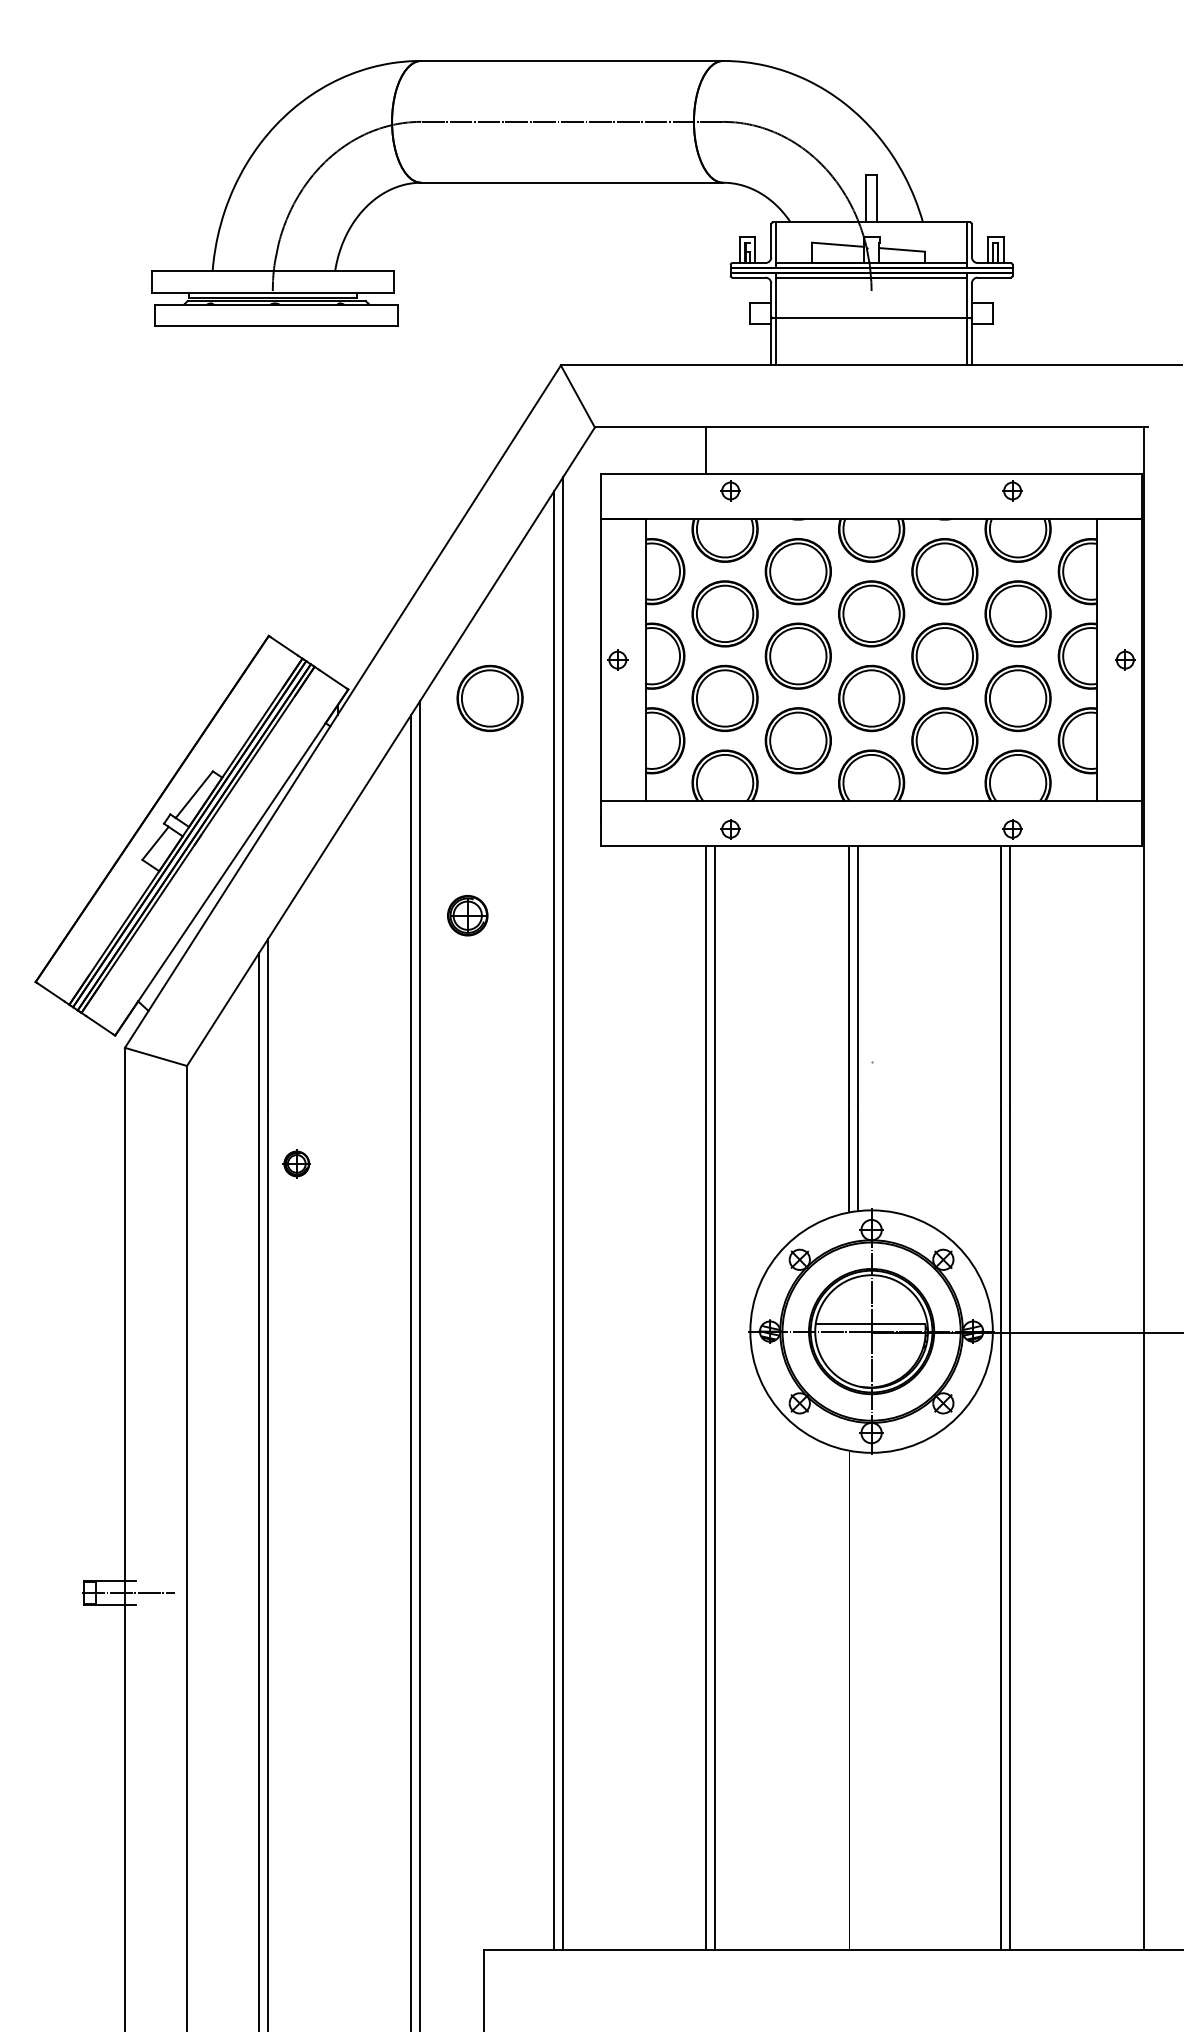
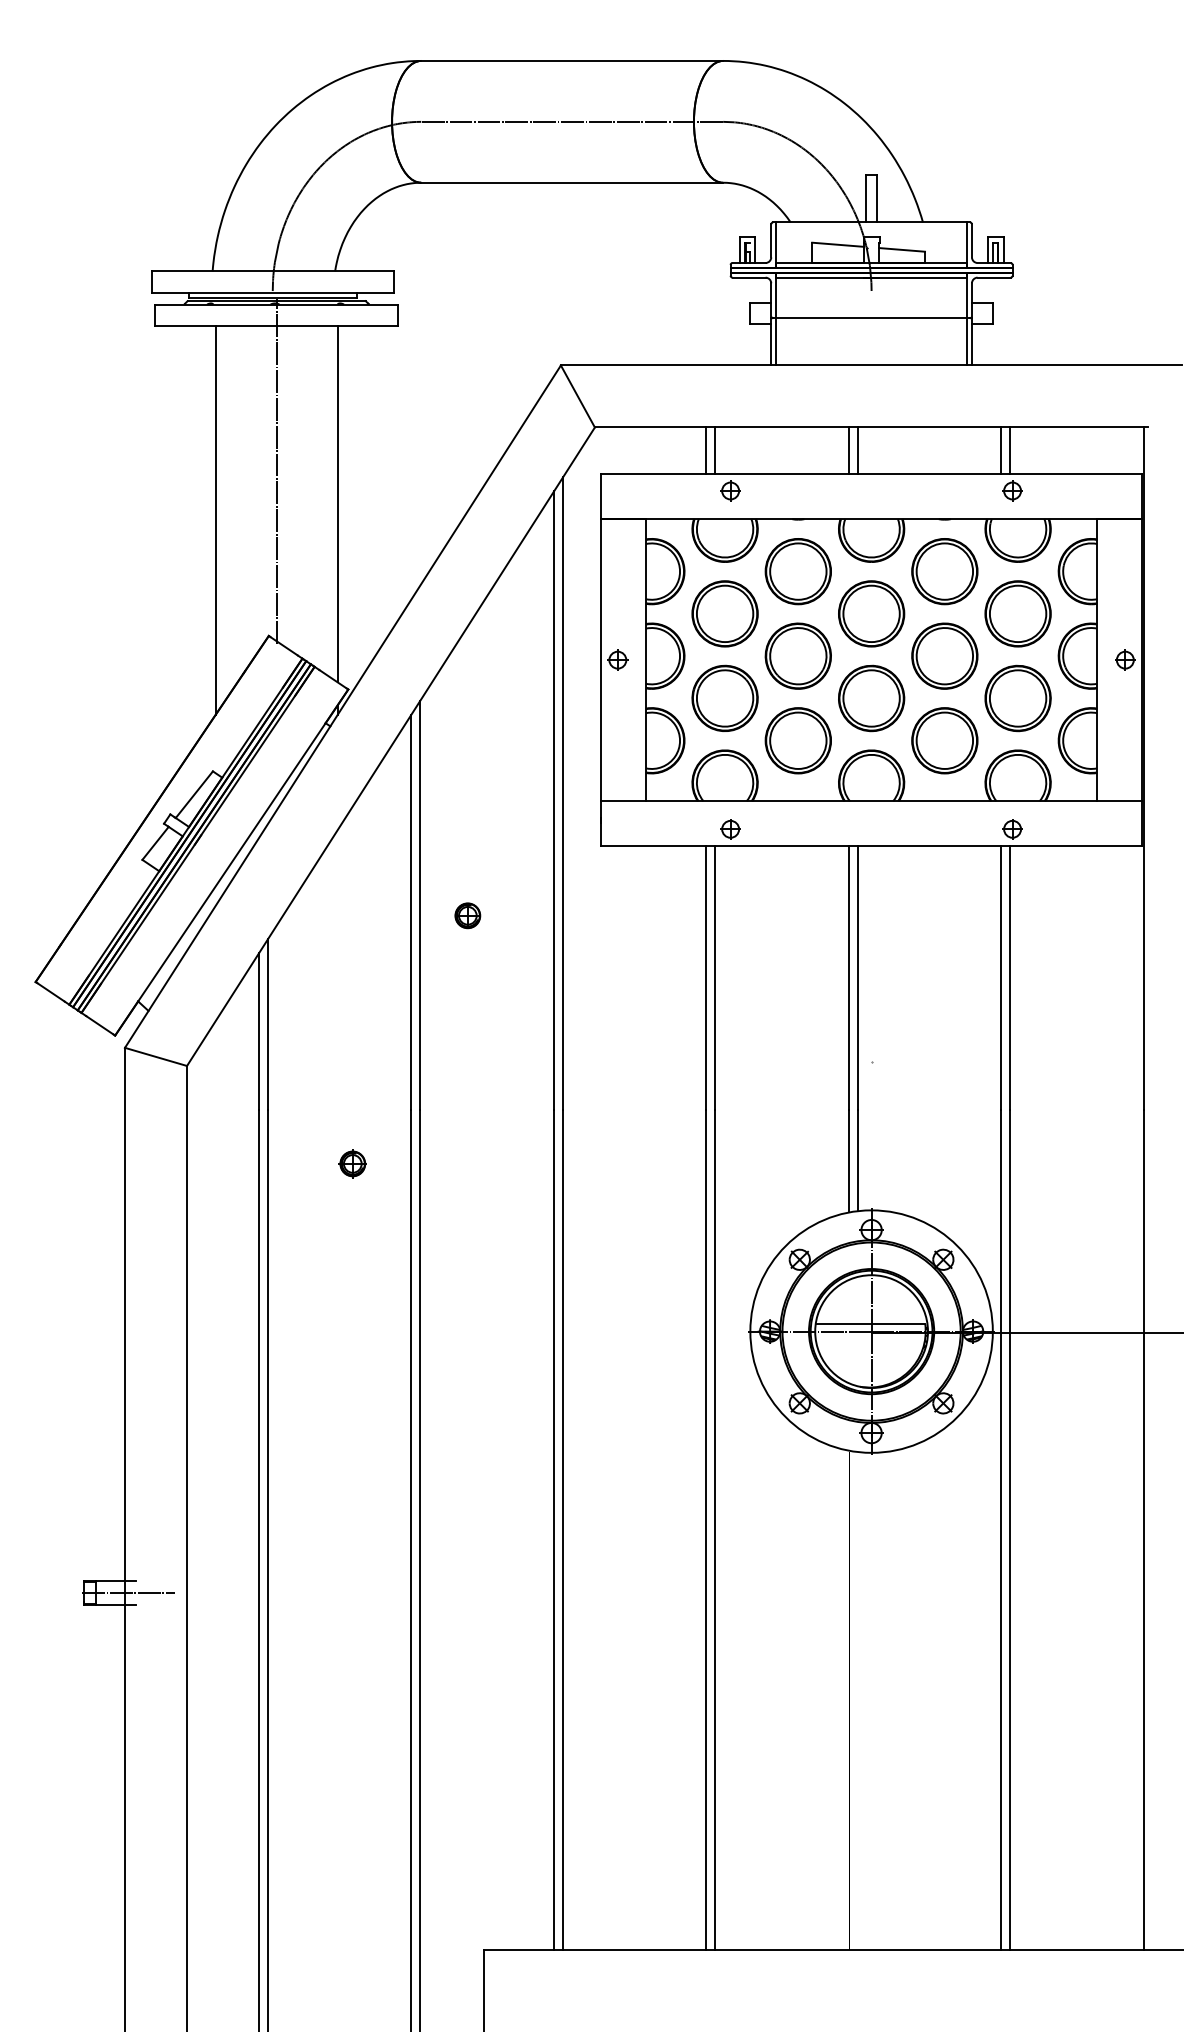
line: none -> present (714, 450)
line: none -> present (849, 450)
line: none -> present (857, 450)
line: none -> present (1001, 450)
line: none -> present (1009, 450)
line: none -> present (276, 470)
line: none -> present (337, 503)
line: none -> present (215, 519)
part: present -> none (489, 697)
part size: 42x42 px -> 28x28 px (467, 915)
part position: (296, 1163) -> (352, 1163) (352, 1163)
